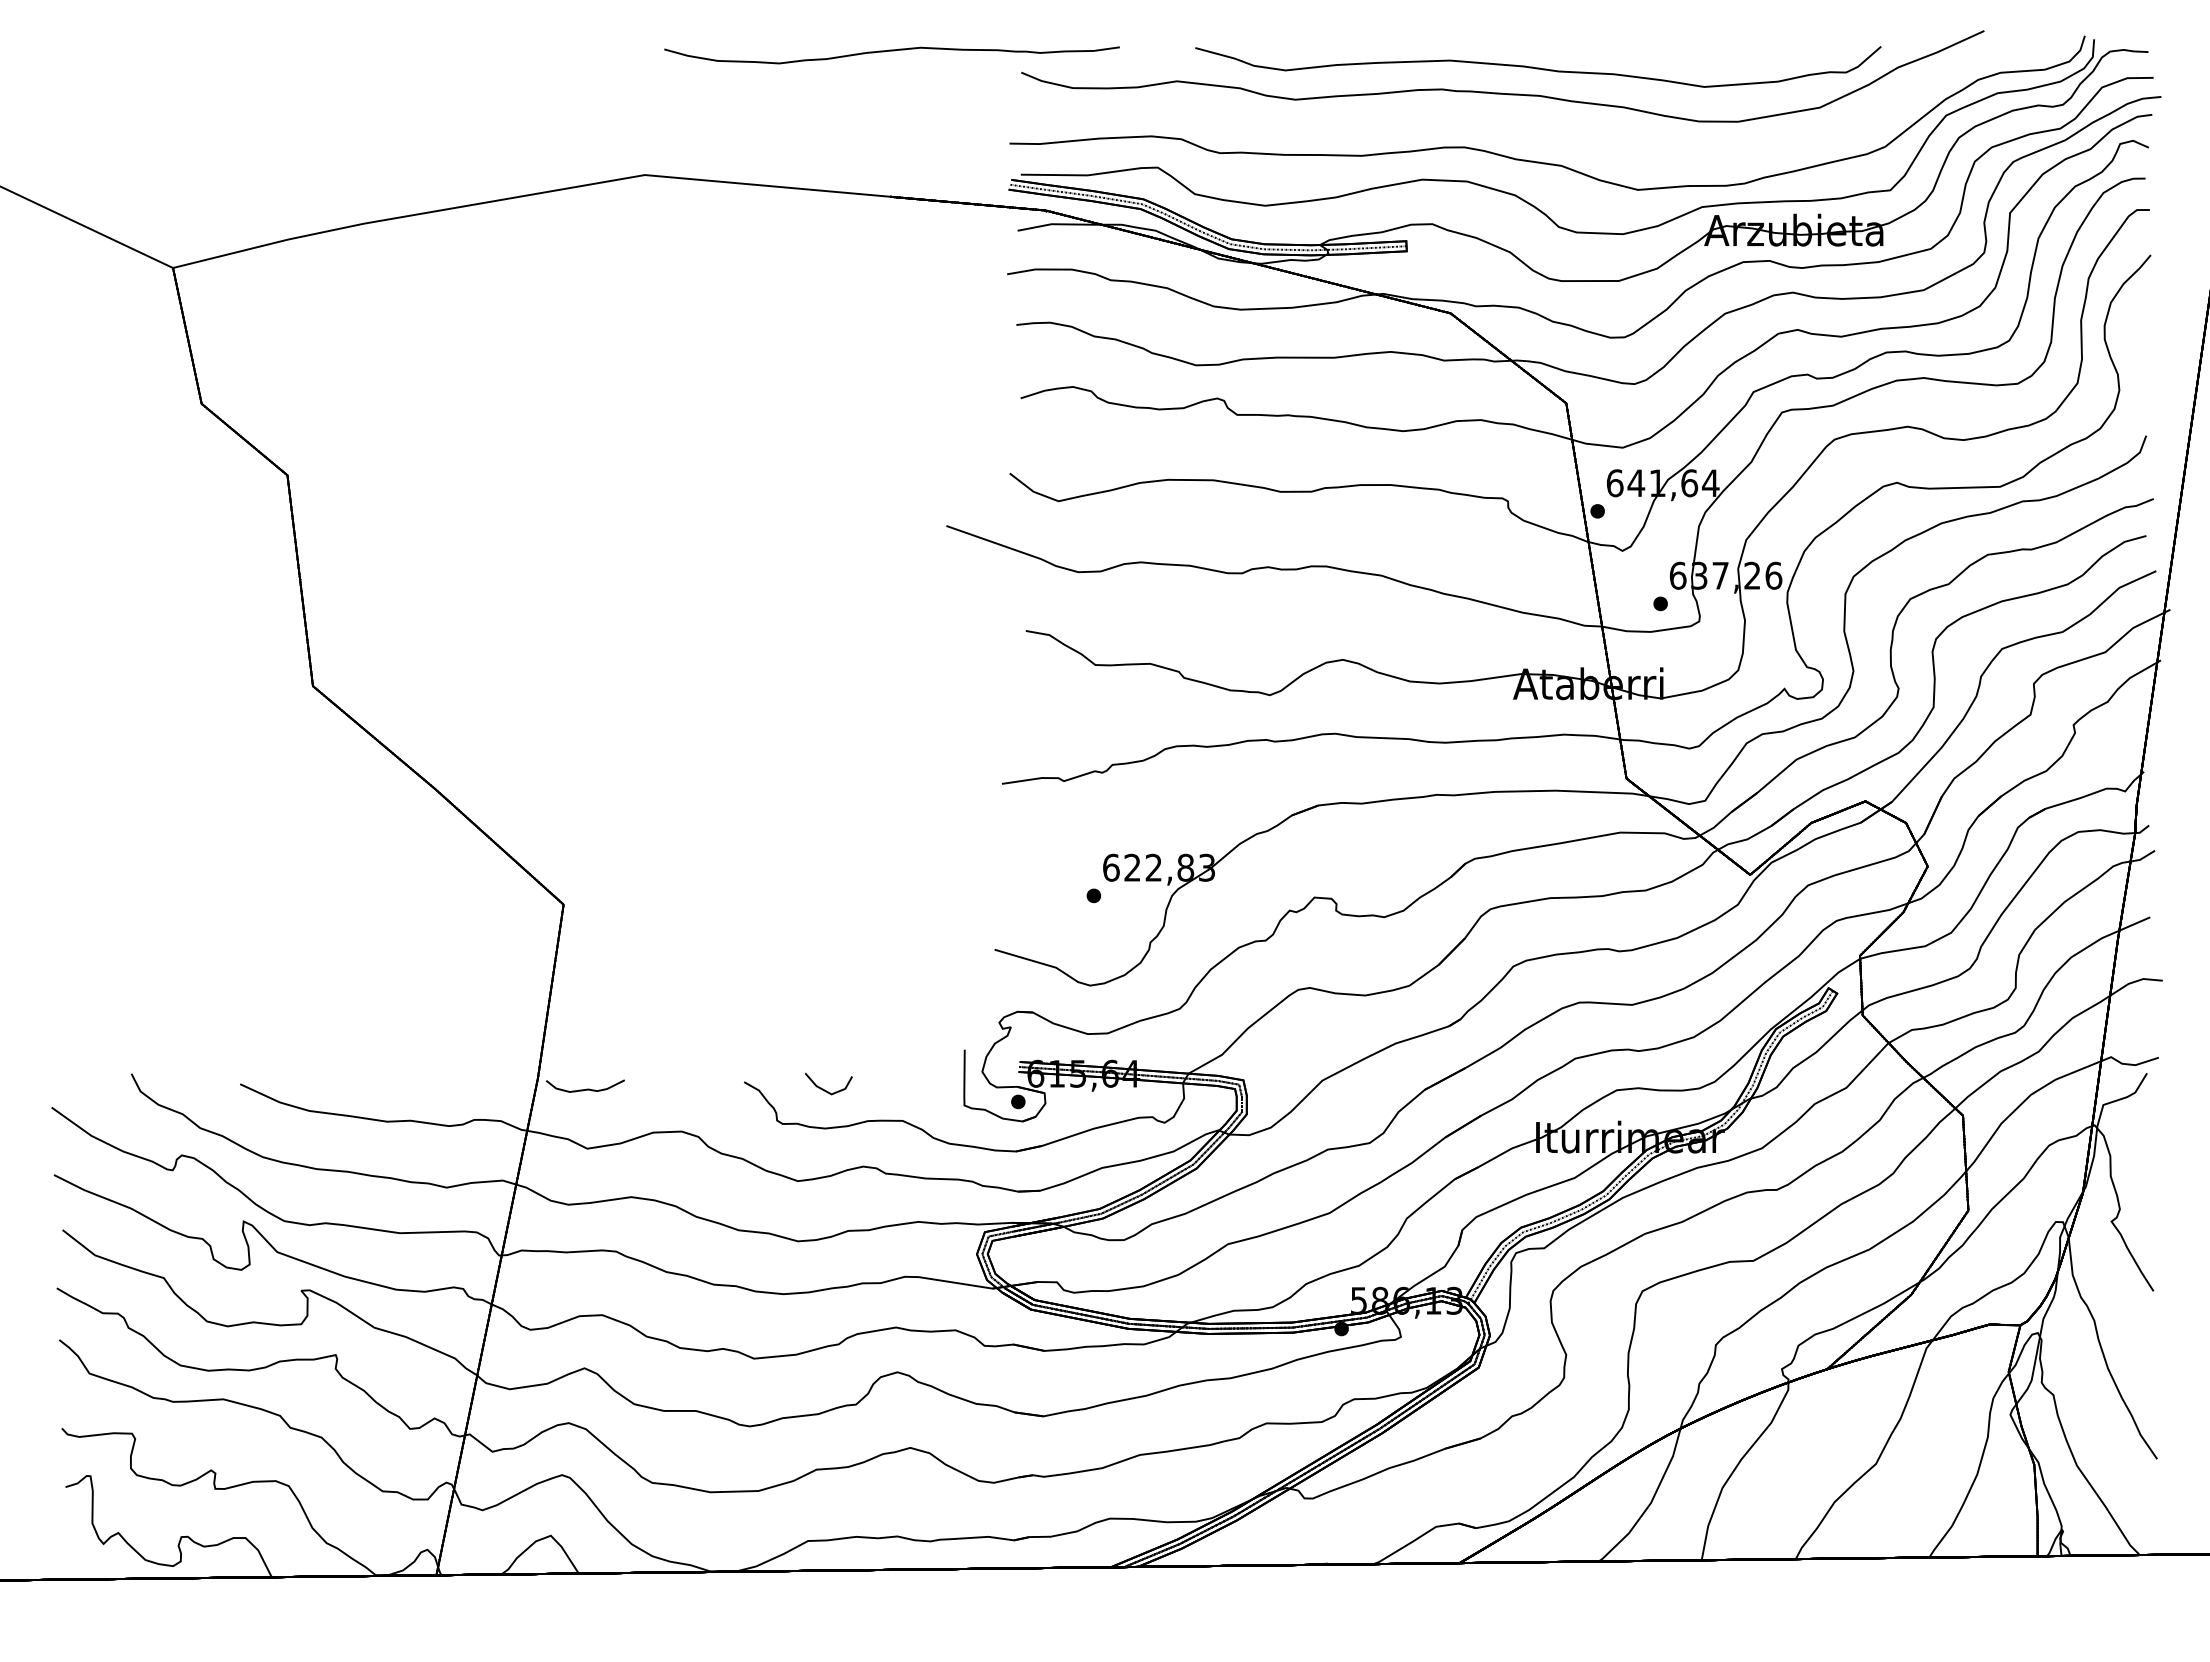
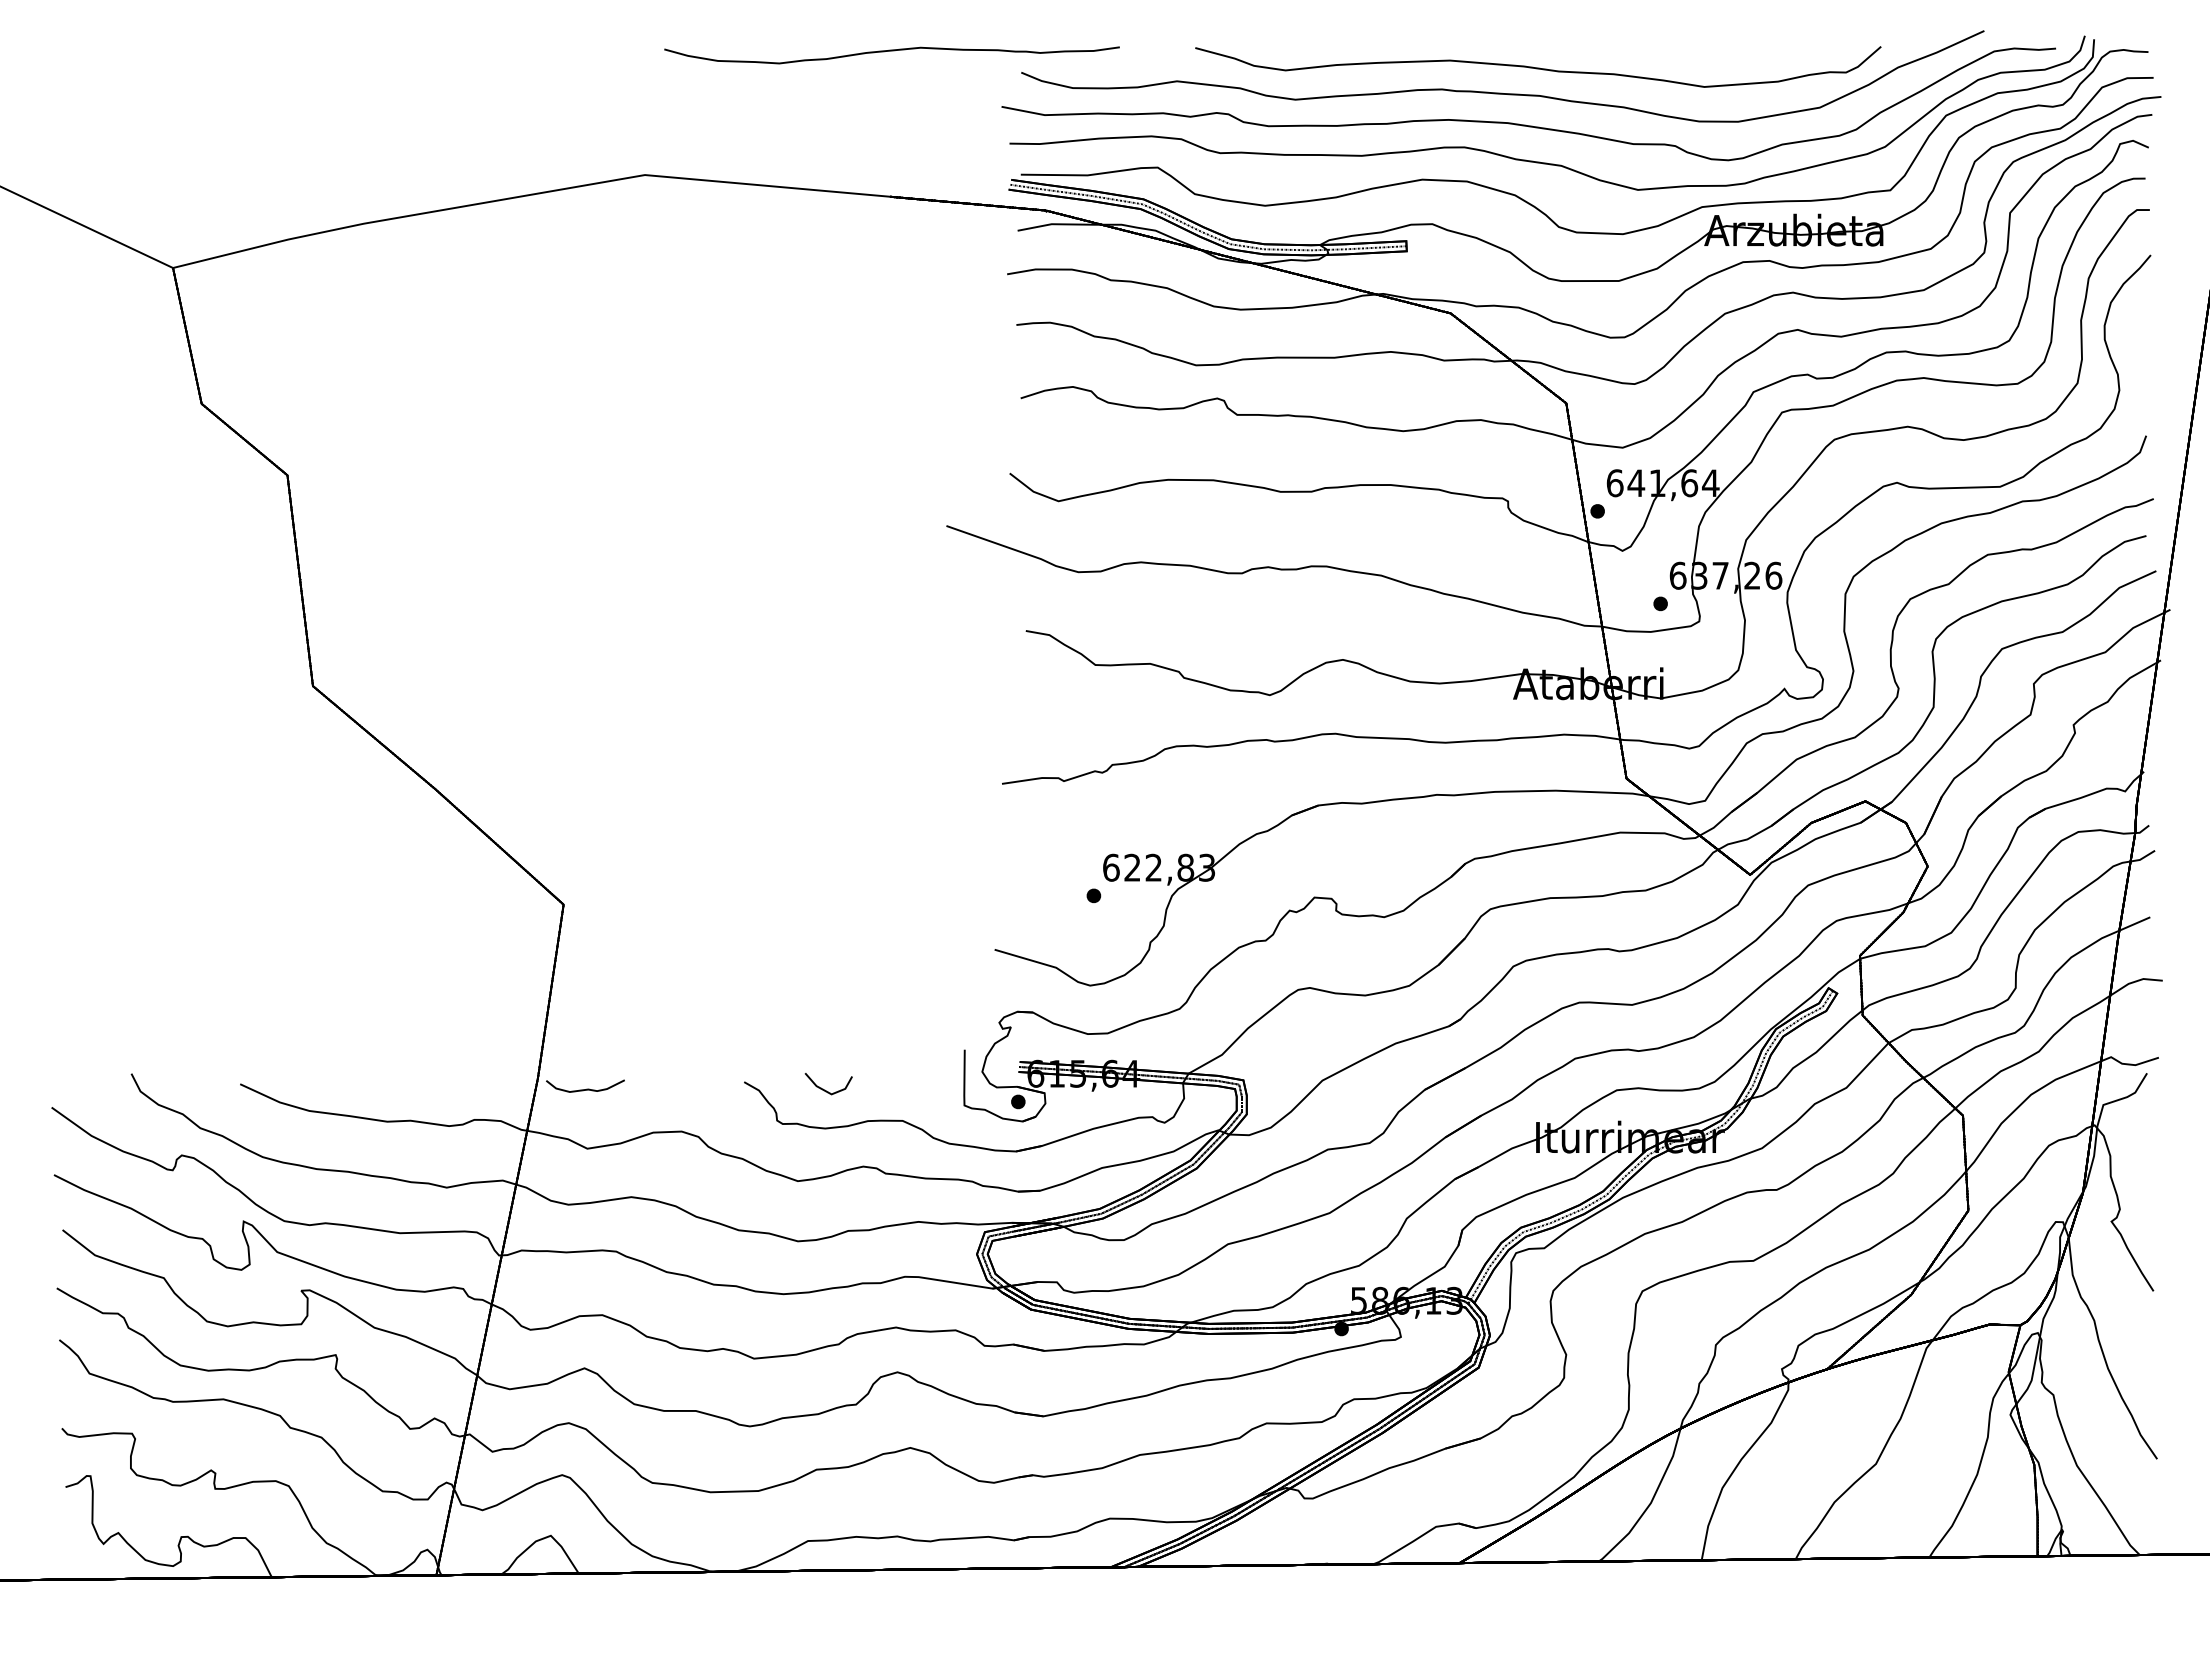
part: none -> present (1525, 124)
